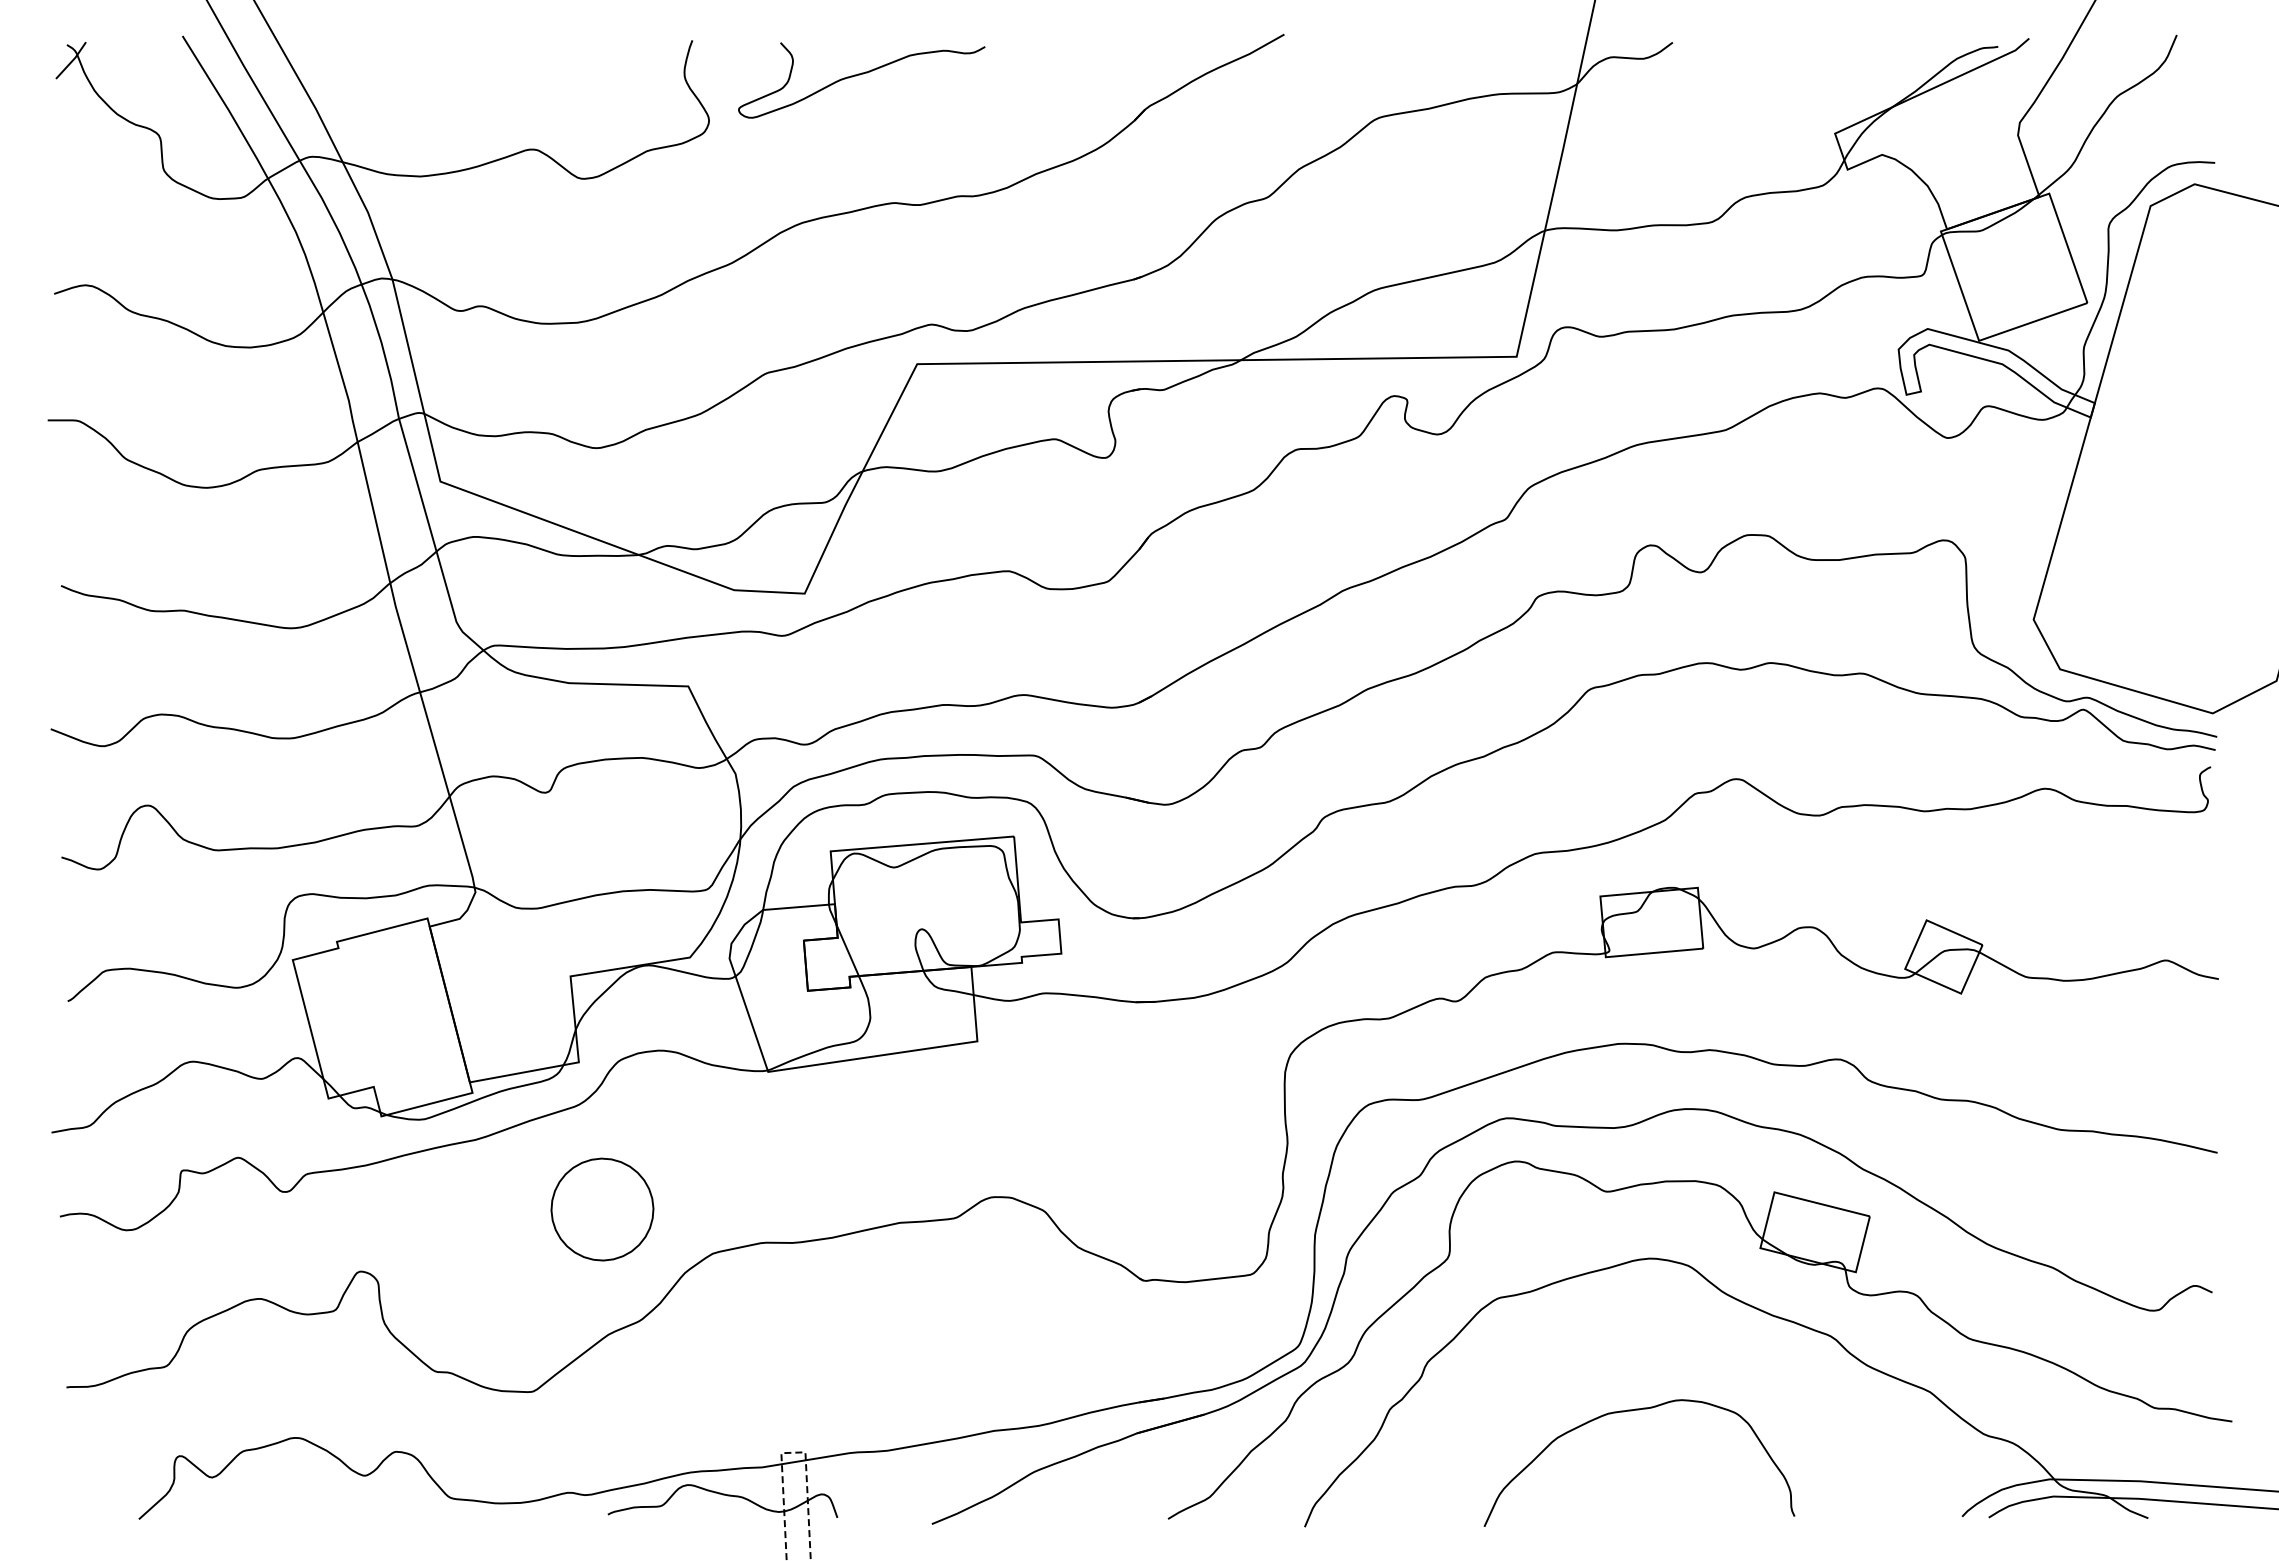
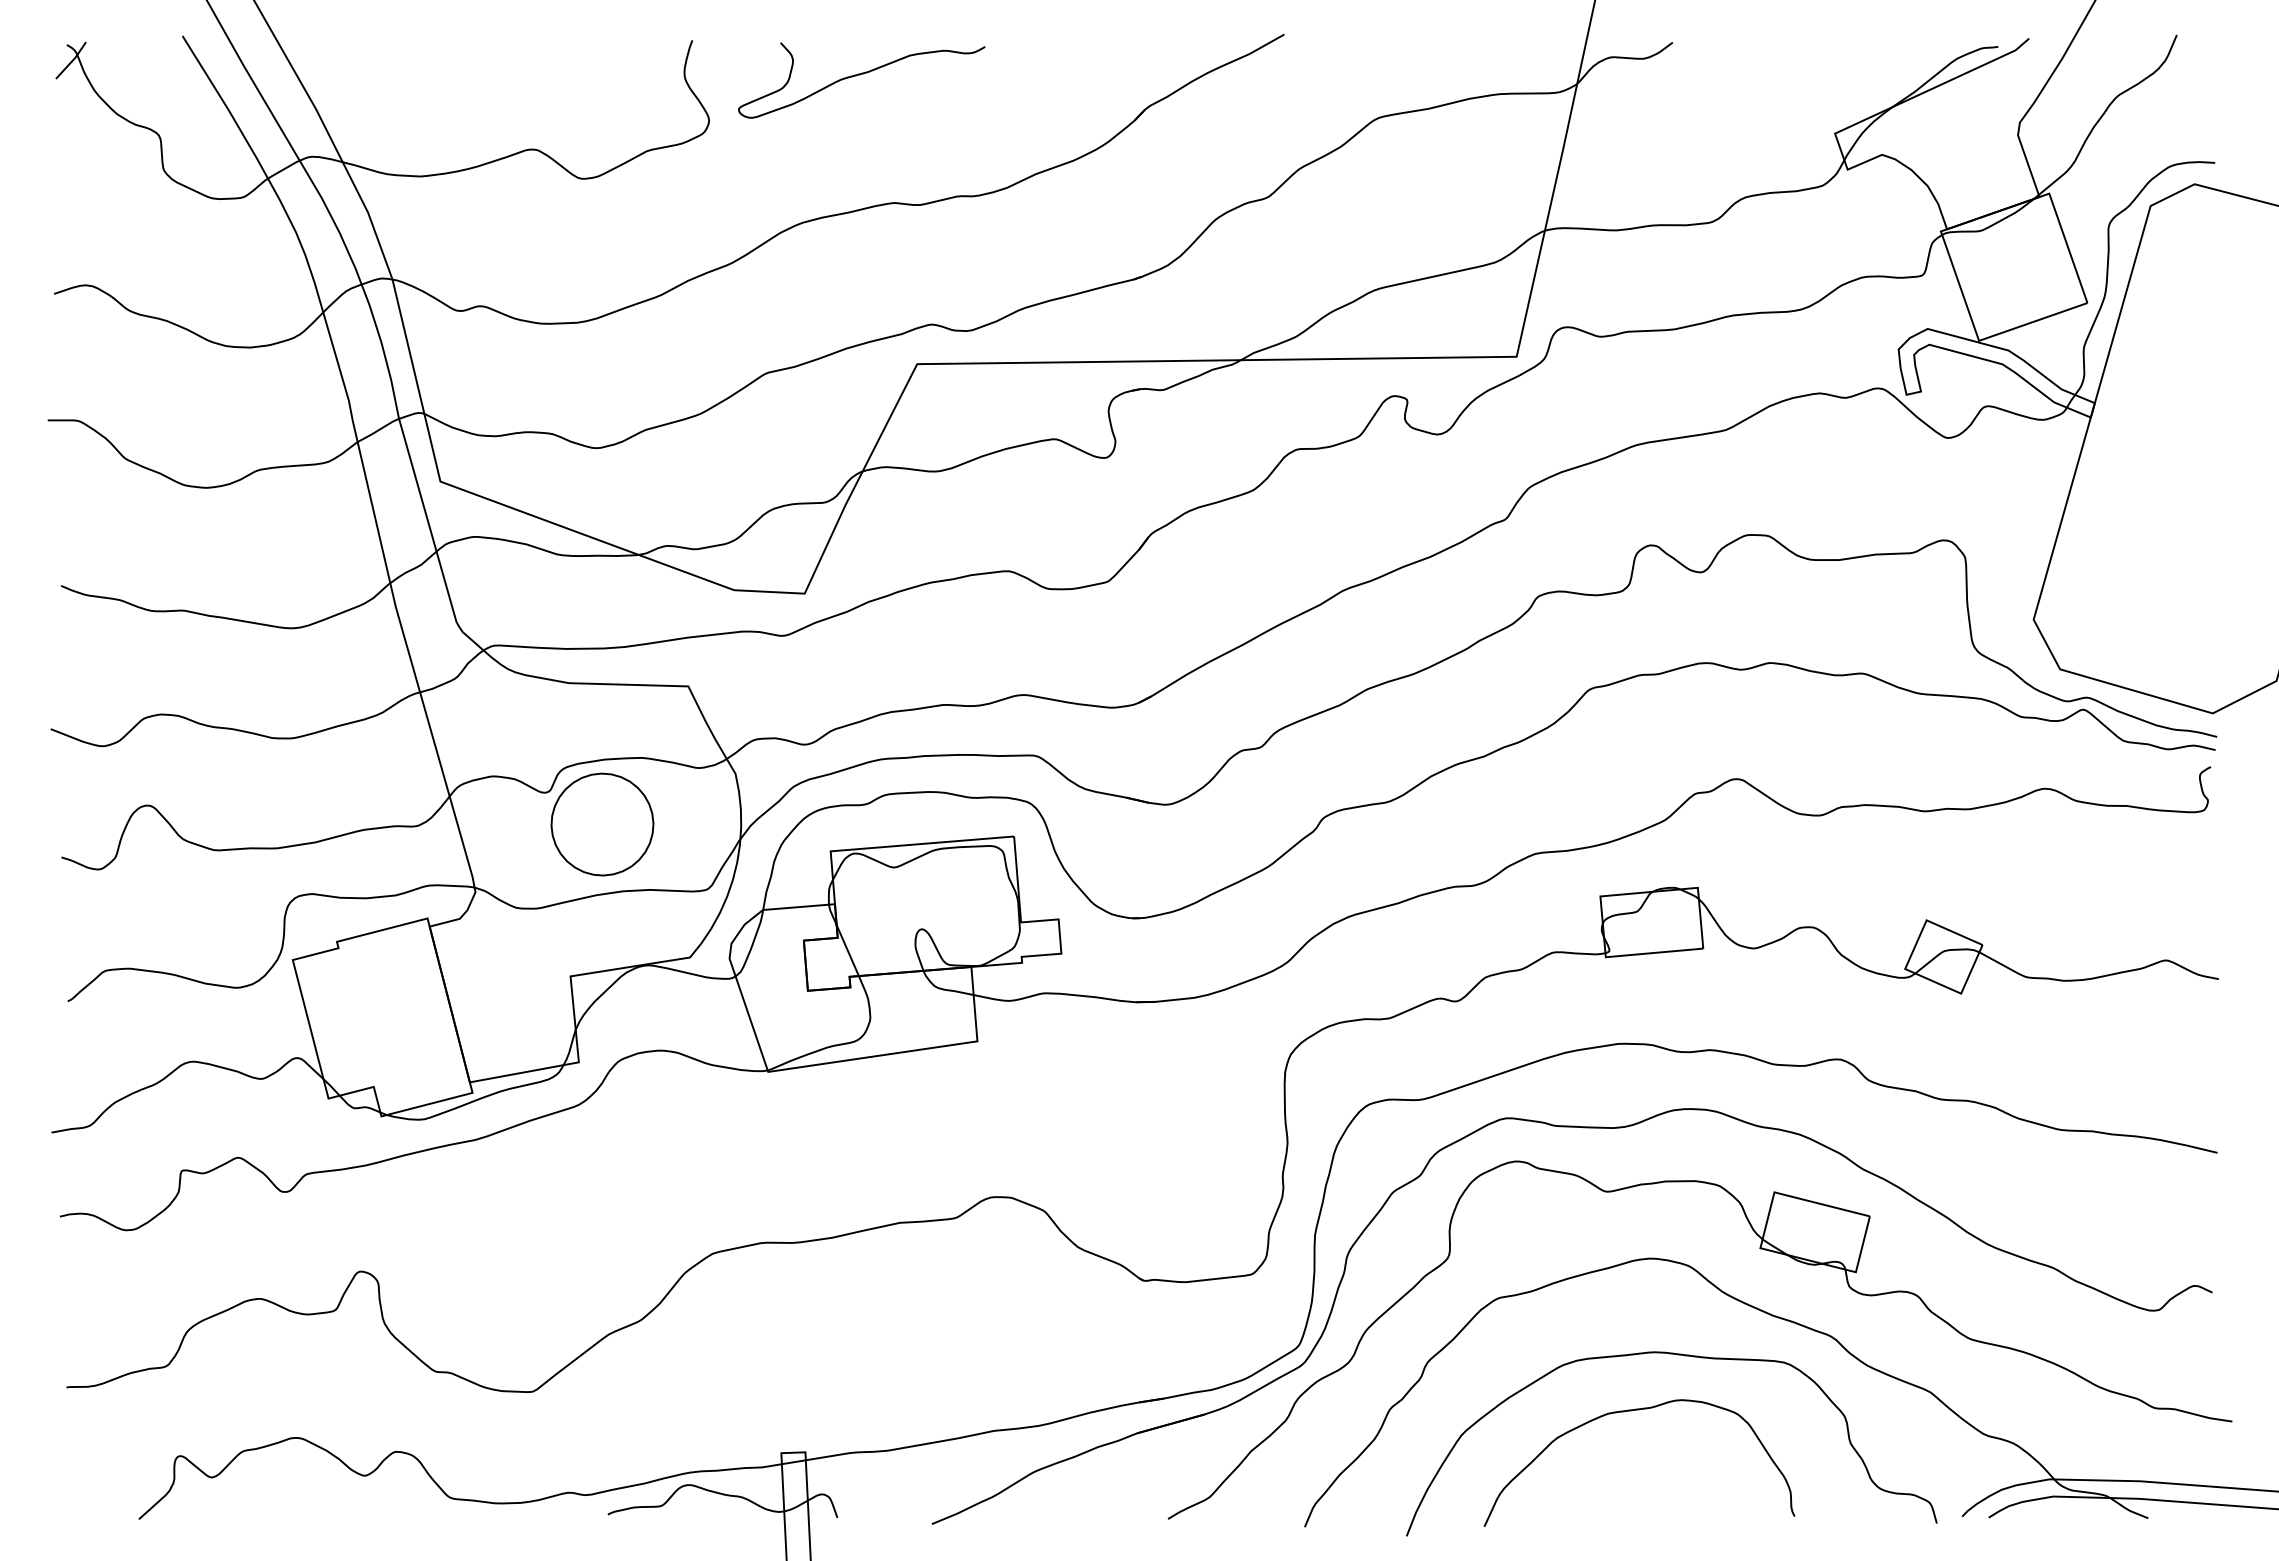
part position: (602, 1209) -> (602, 824) (602, 824)
curve: none -> present (1685, 1356)
line: dashed -> solid (793, 1452)
